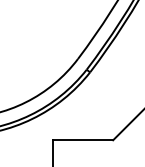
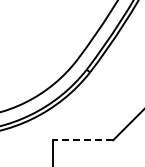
line: solid -> dashed (83, 140)
